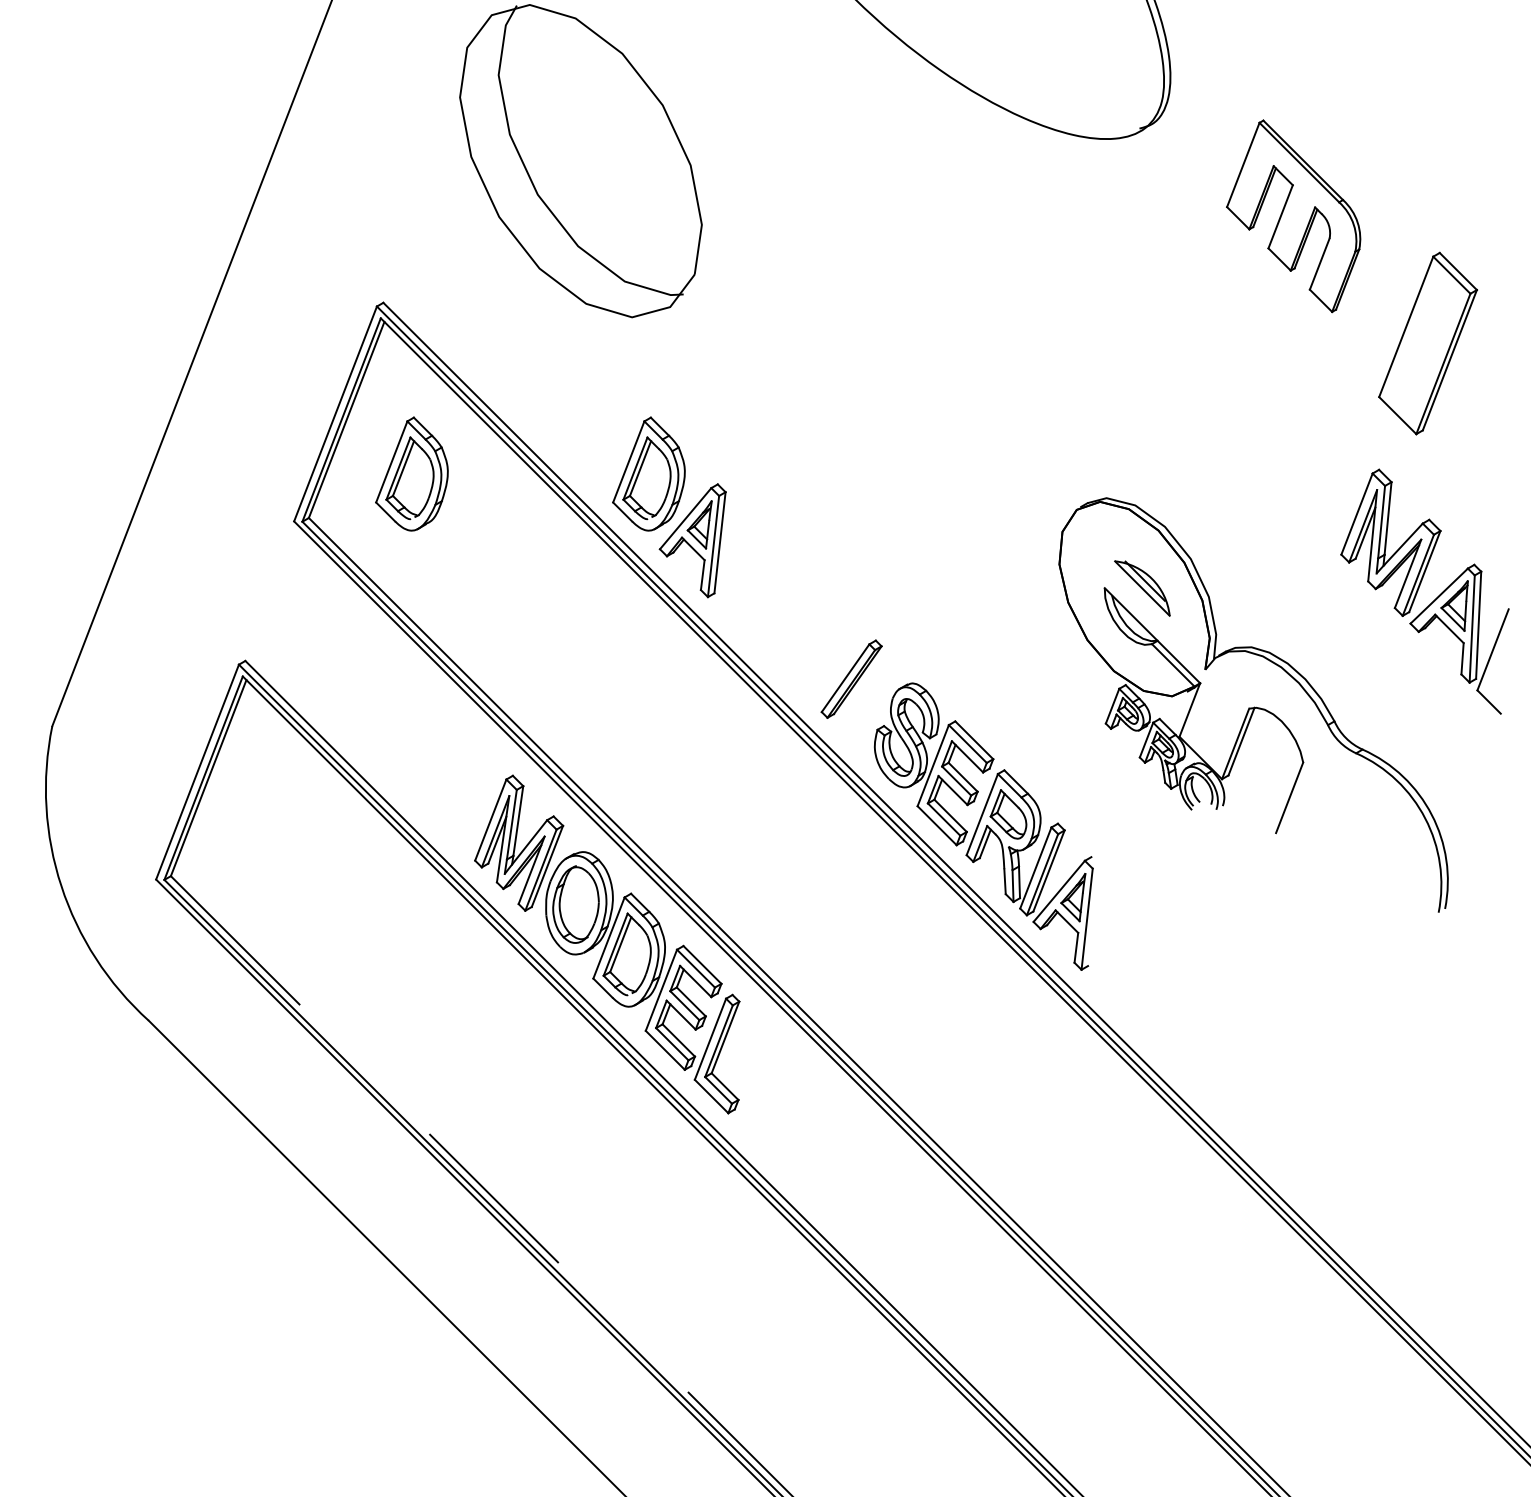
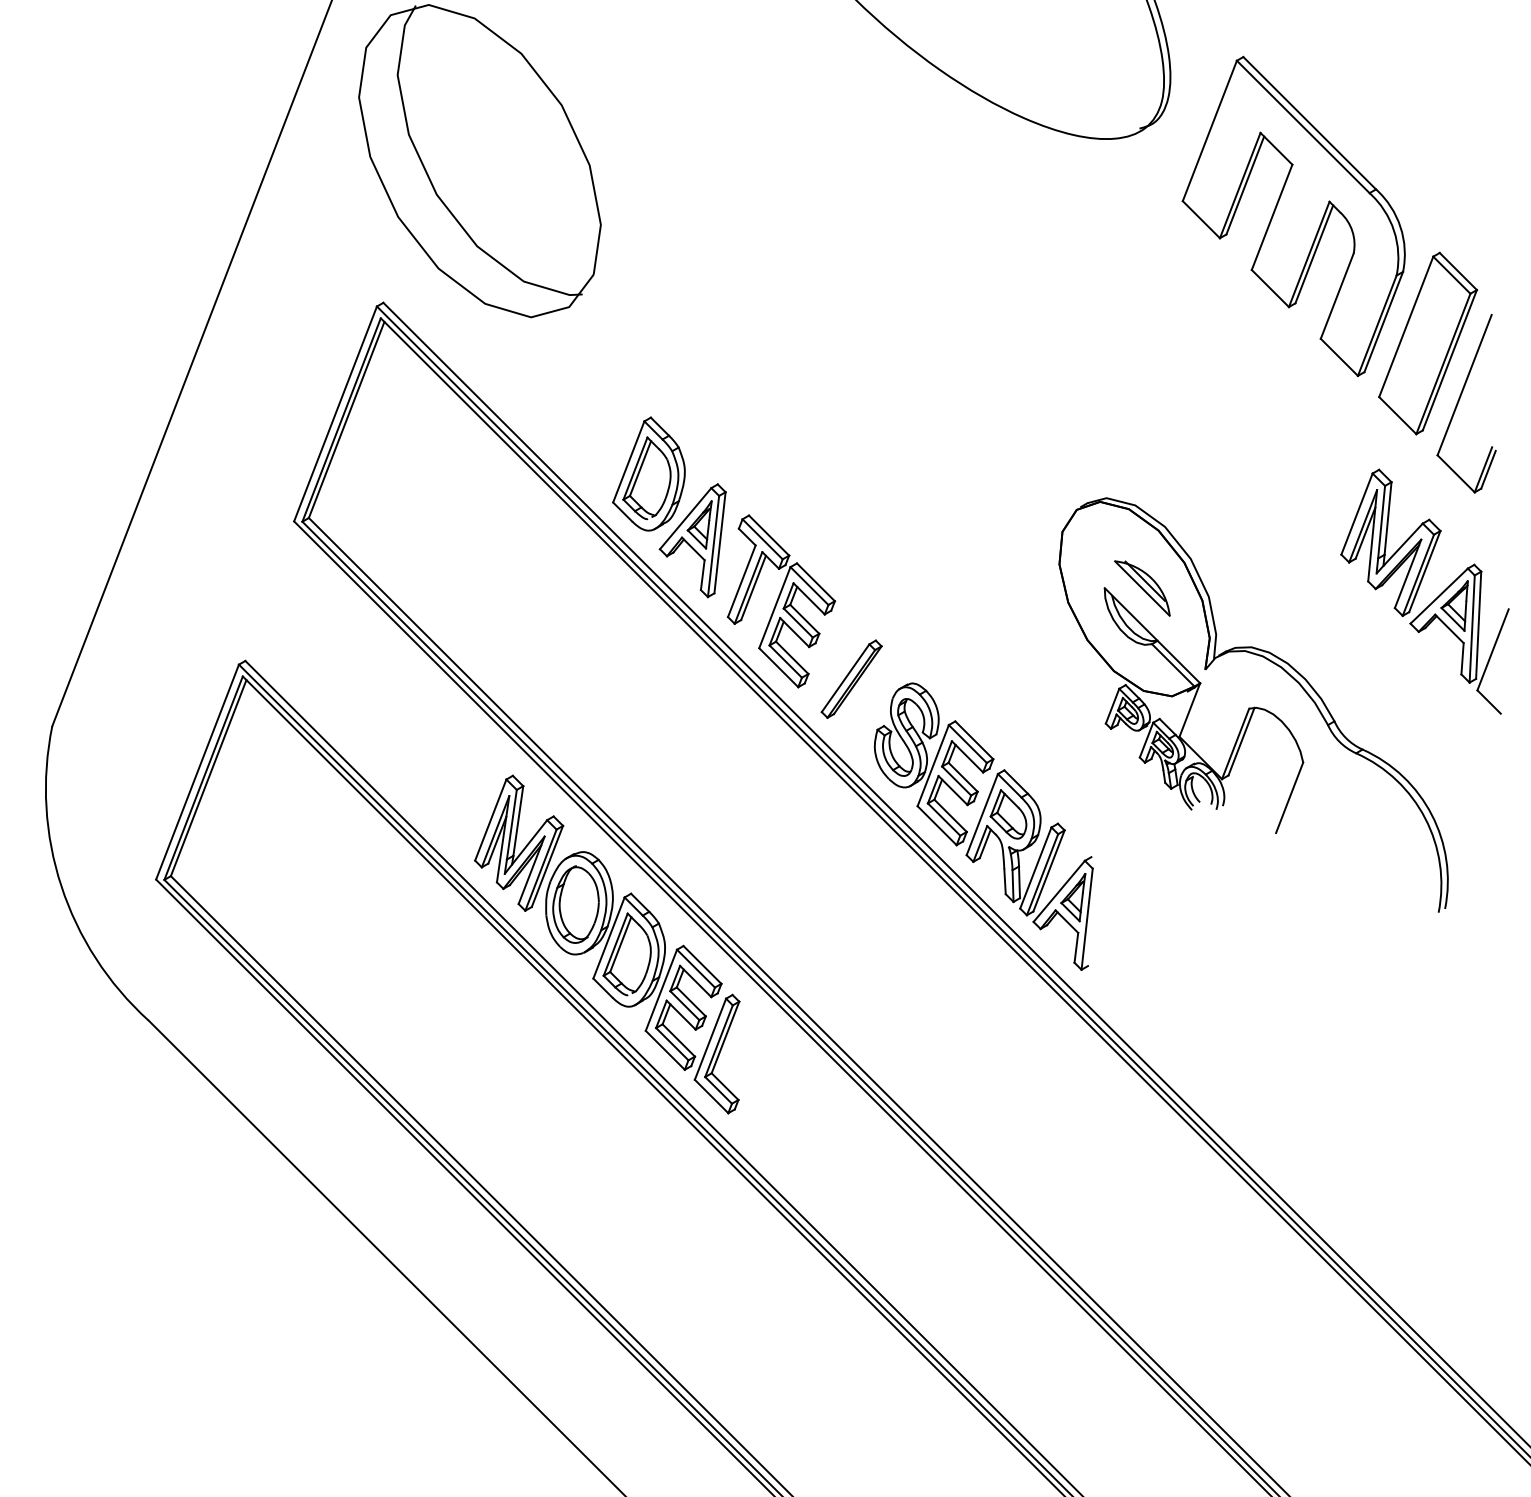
part position: (580, 161) -> (479, 161) (479, 161)
part size: 136x195 px -> 225x322 px (1293, 215)
part: none -> present (1460, 399)
part: present -> none (411, 473)
part: none -> present (781, 601)
line: dashed -> solid (482, 1186)
